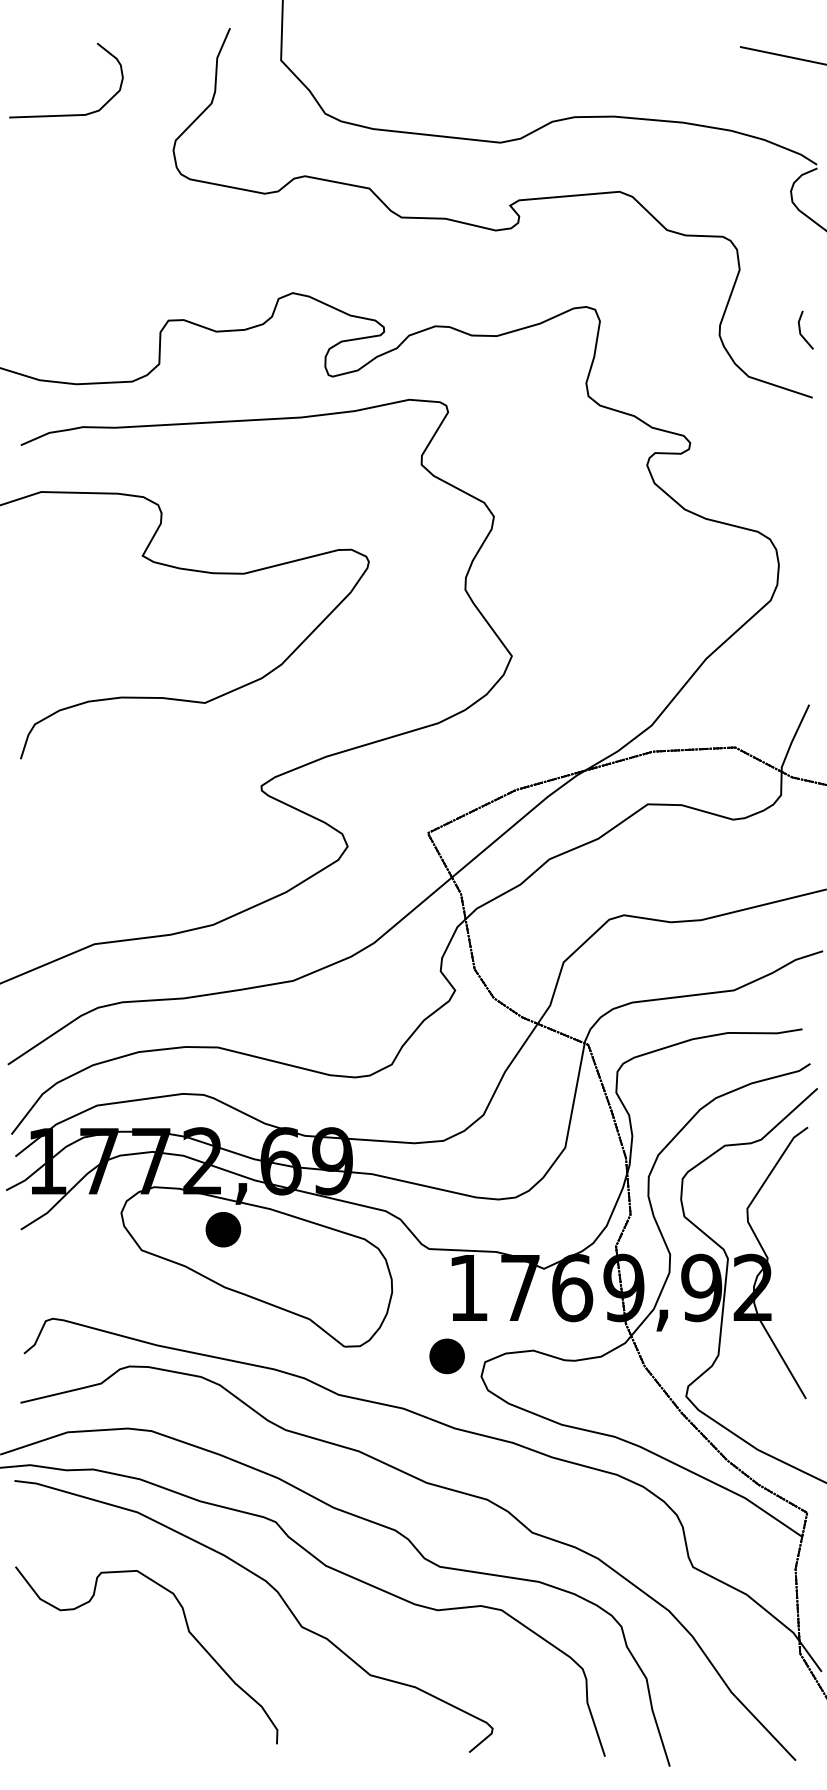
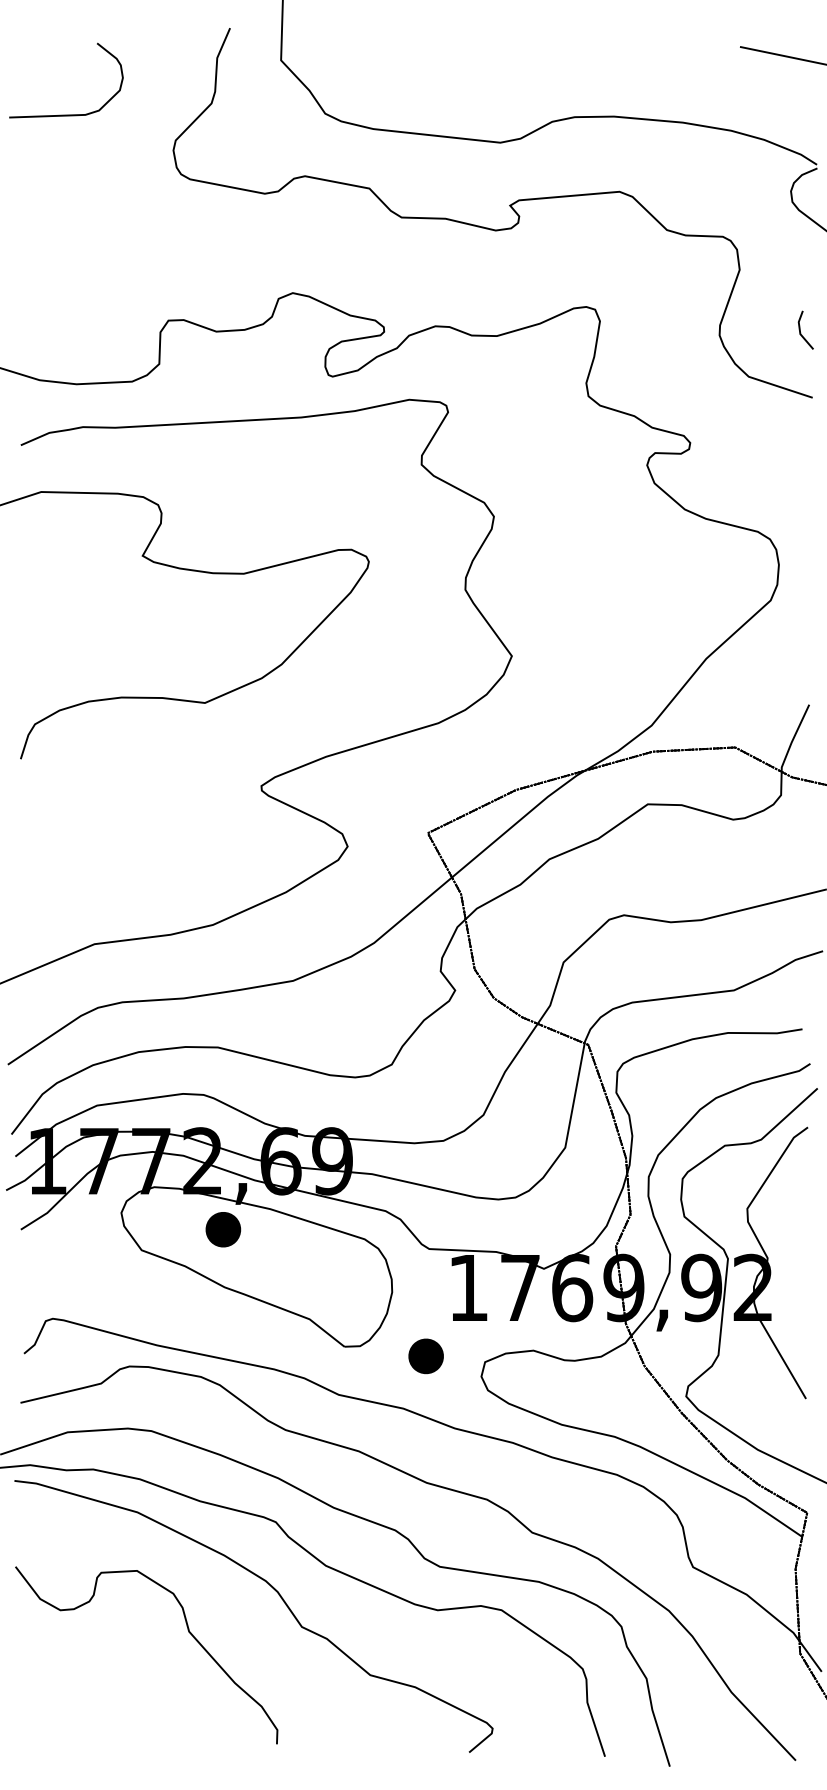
part position: (446, 1356) -> (425, 1356) (425, 1356)
